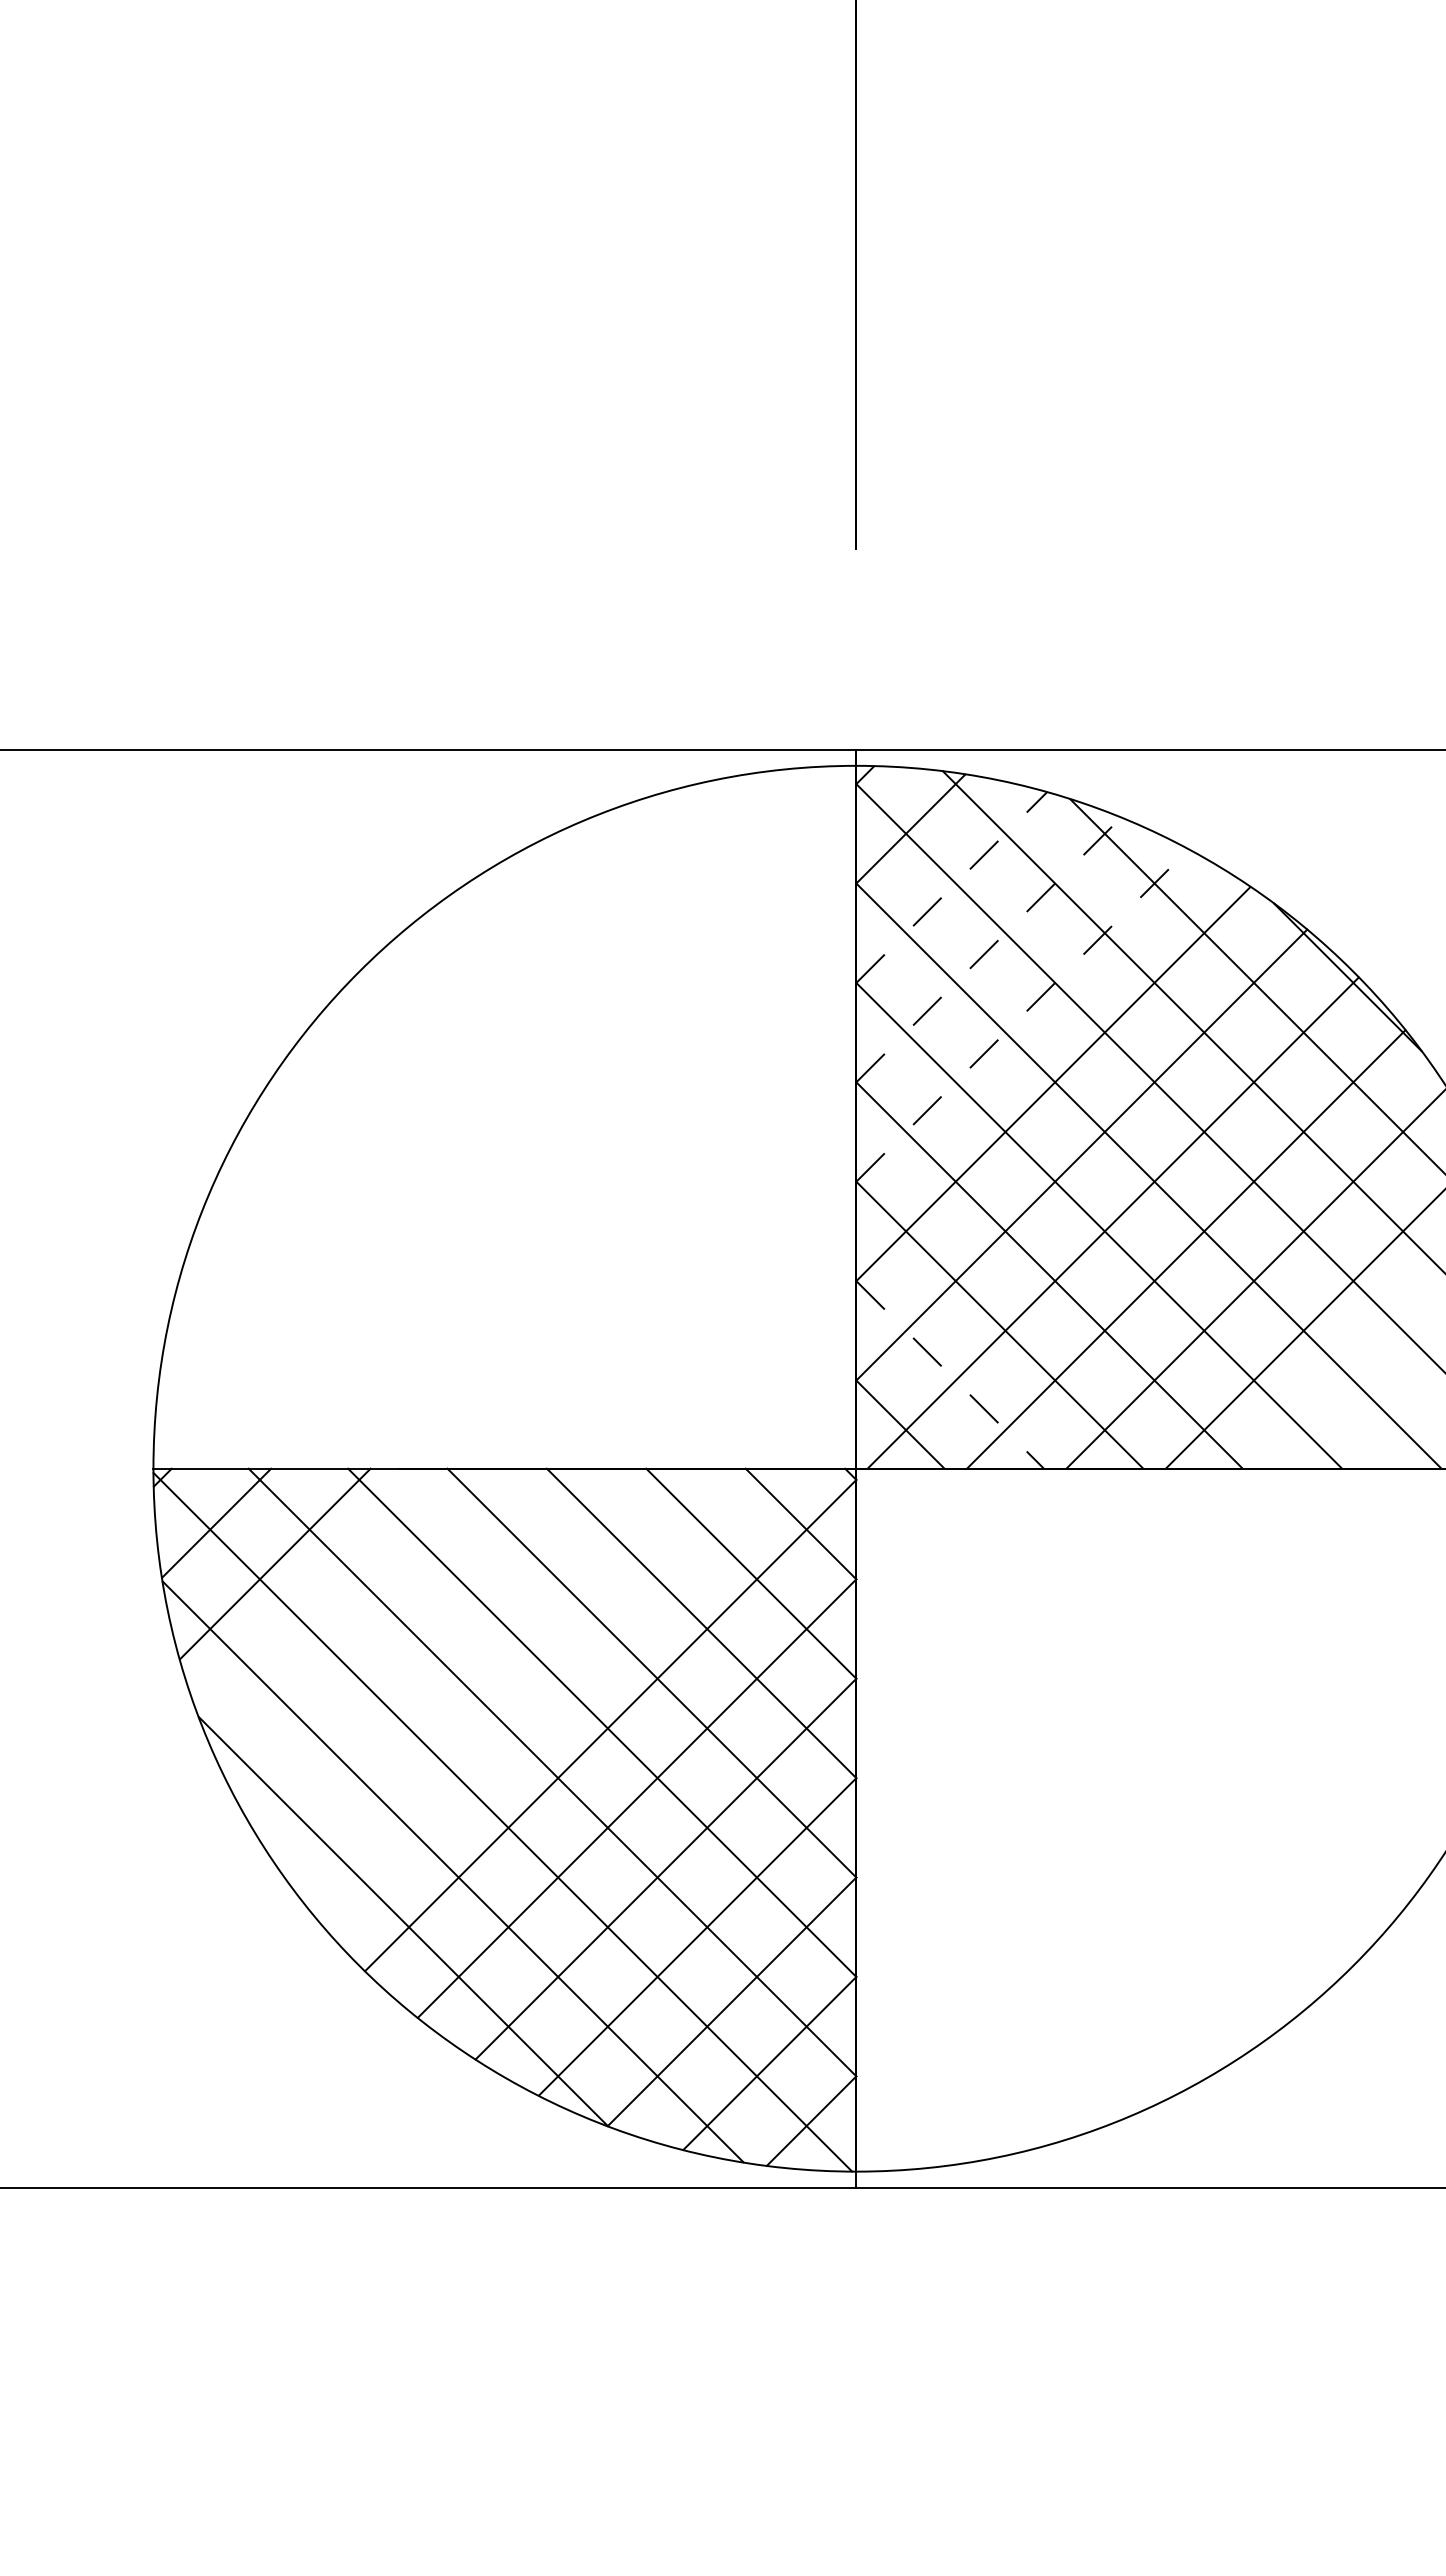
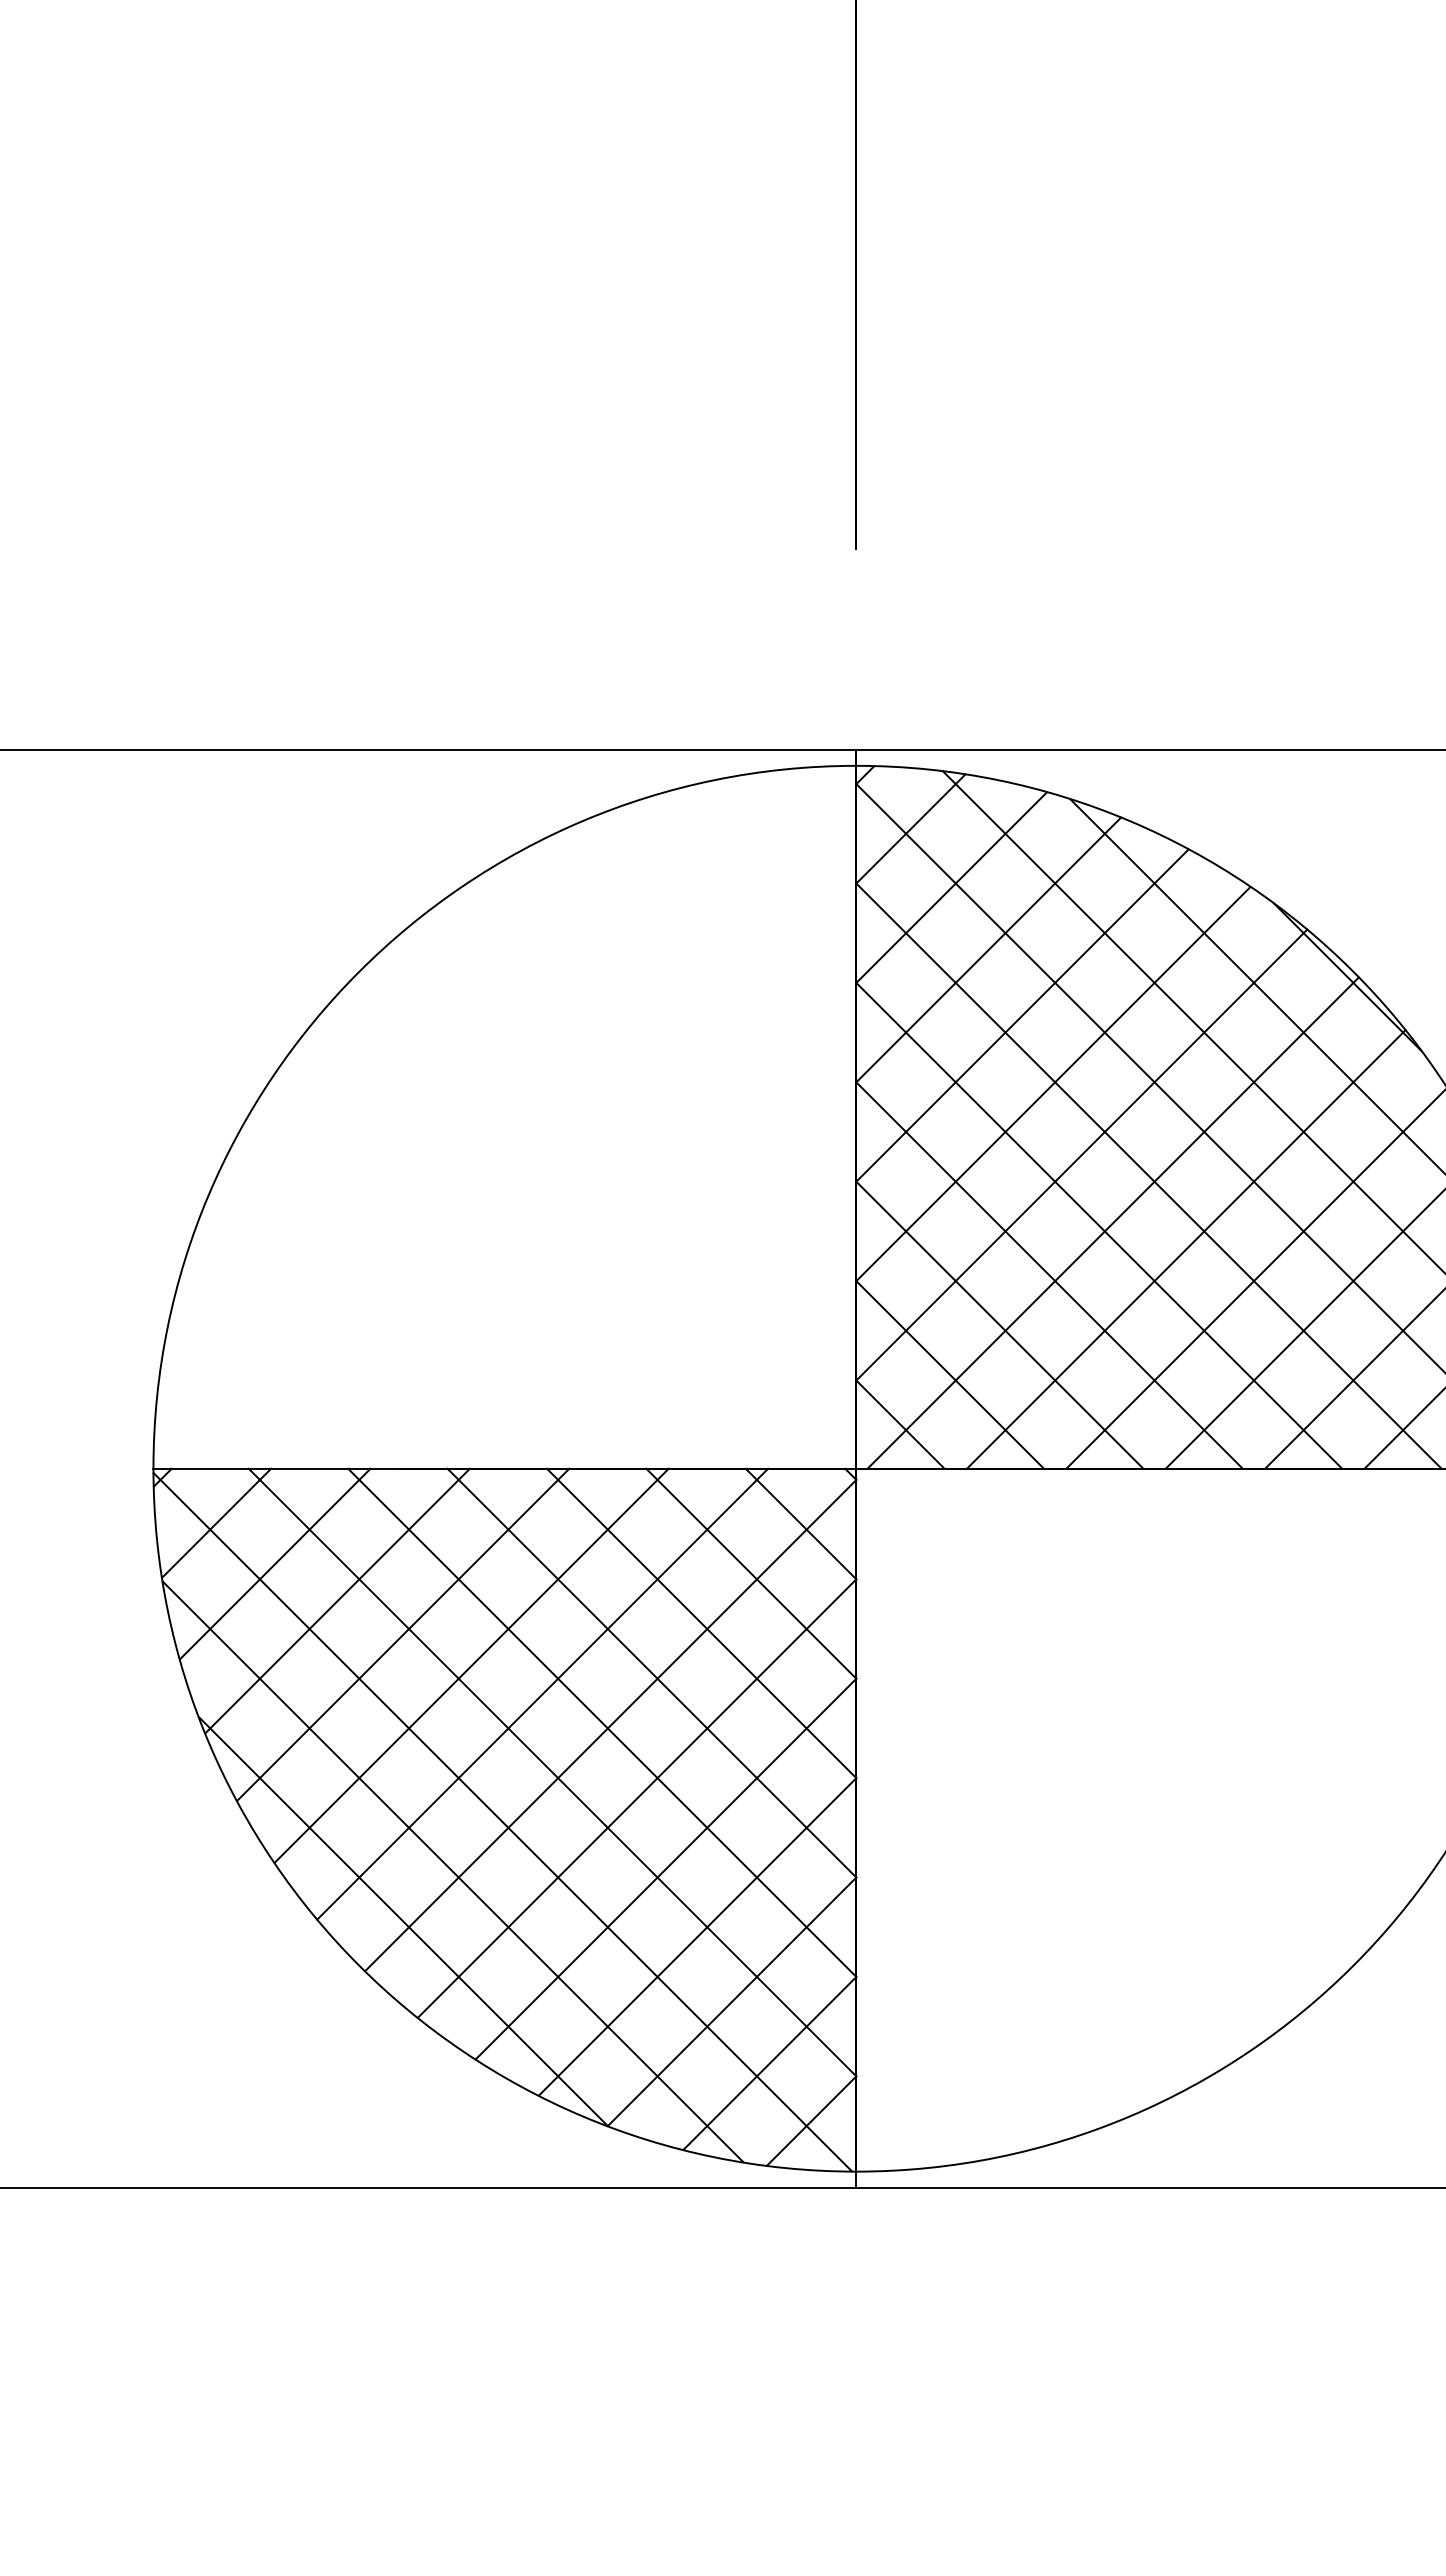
line: dashed -> solid (951, 887)
line: dashed -> solid (989, 949)
line: dashed -> solid (1022, 1015)
line: dashed -> solid (950, 1374)
line: none -> present (1353, 1379)
line: none -> present (1403, 1429)
line: none -> present (337, 1600)
line: none -> present (403, 1634)
line: none -> present (471, 1665)
line: none -> present (542, 1693)
